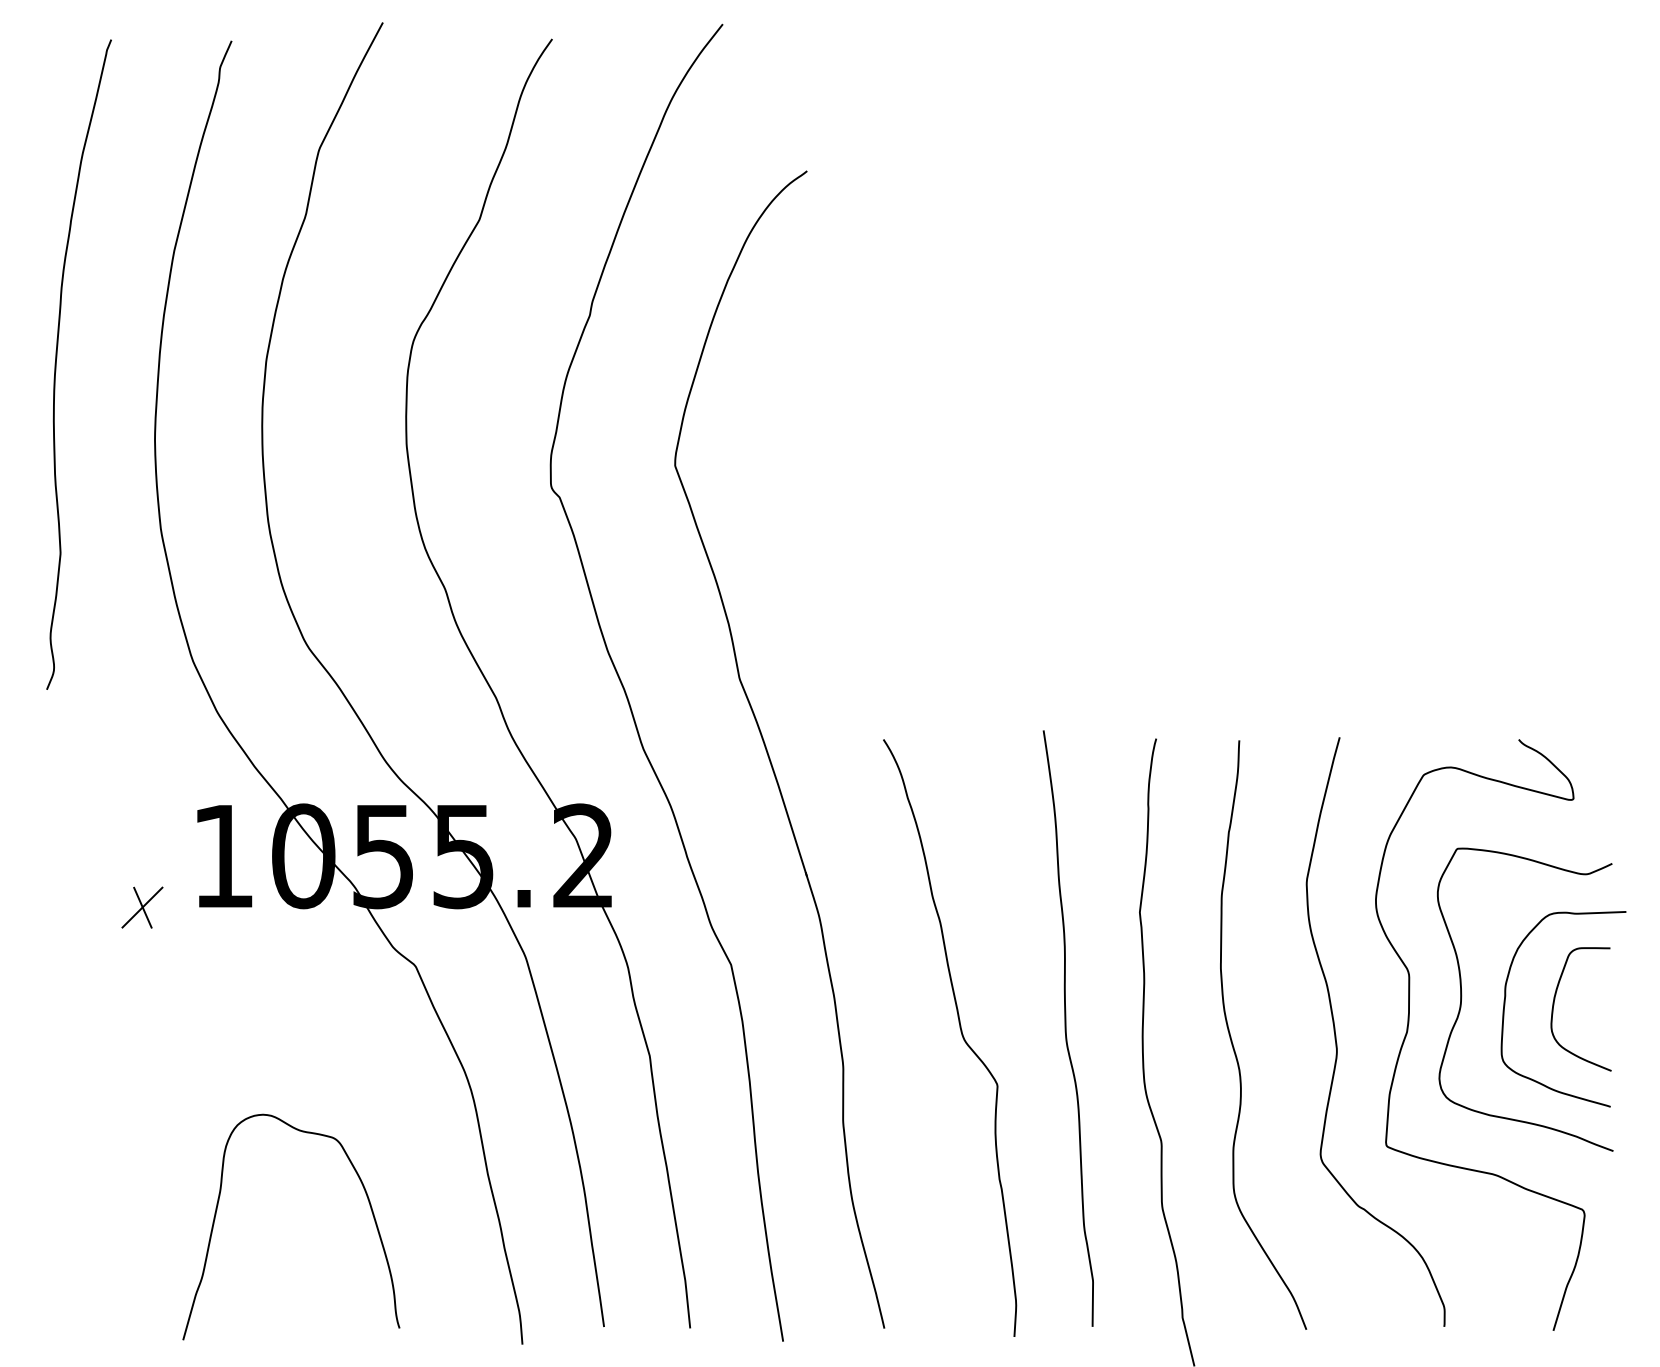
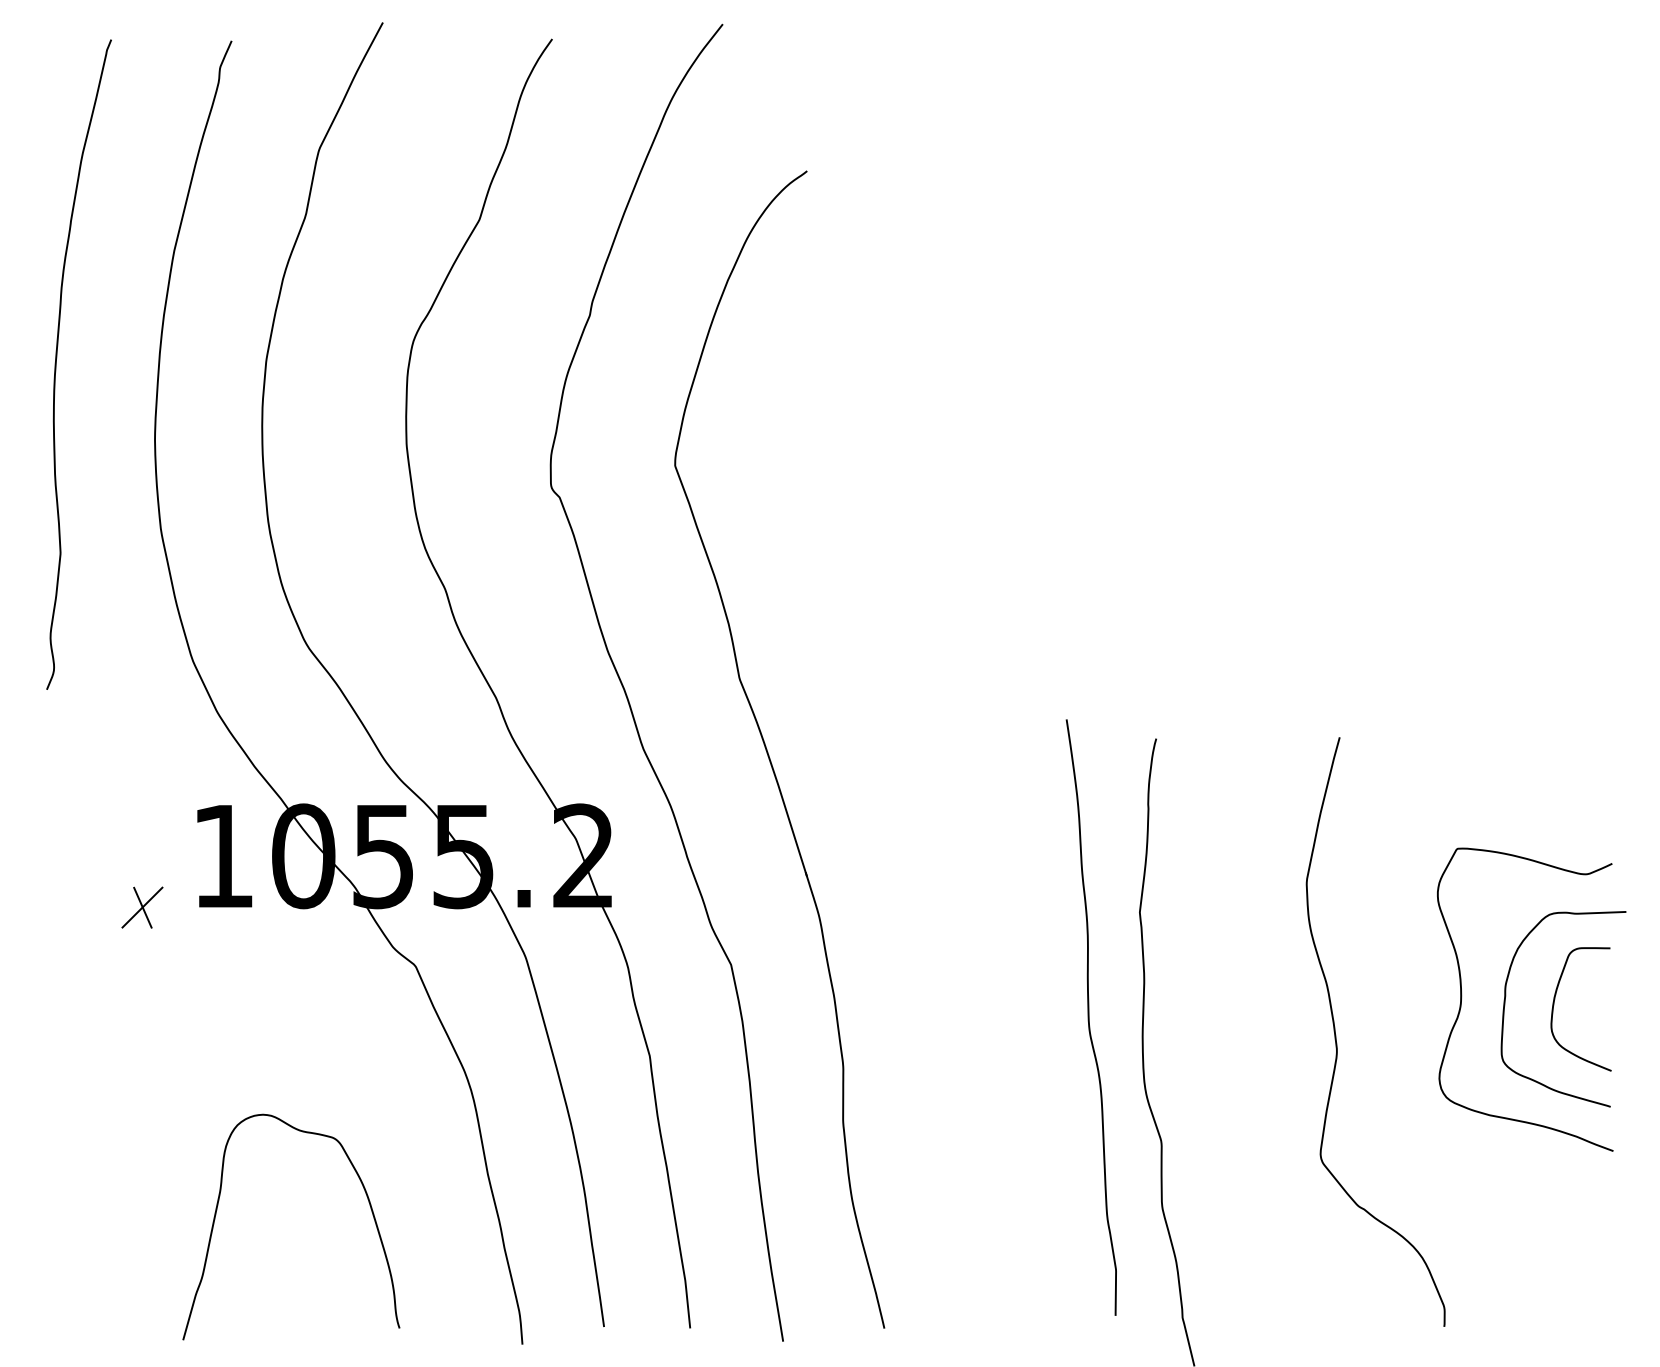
curve: present -> none (1409, 1023)
curve position: (1066, 1028) -> (1089, 1017) (1089, 1017)
curve: present -> none (960, 1032)
curve: present -> none (1233, 1043)
